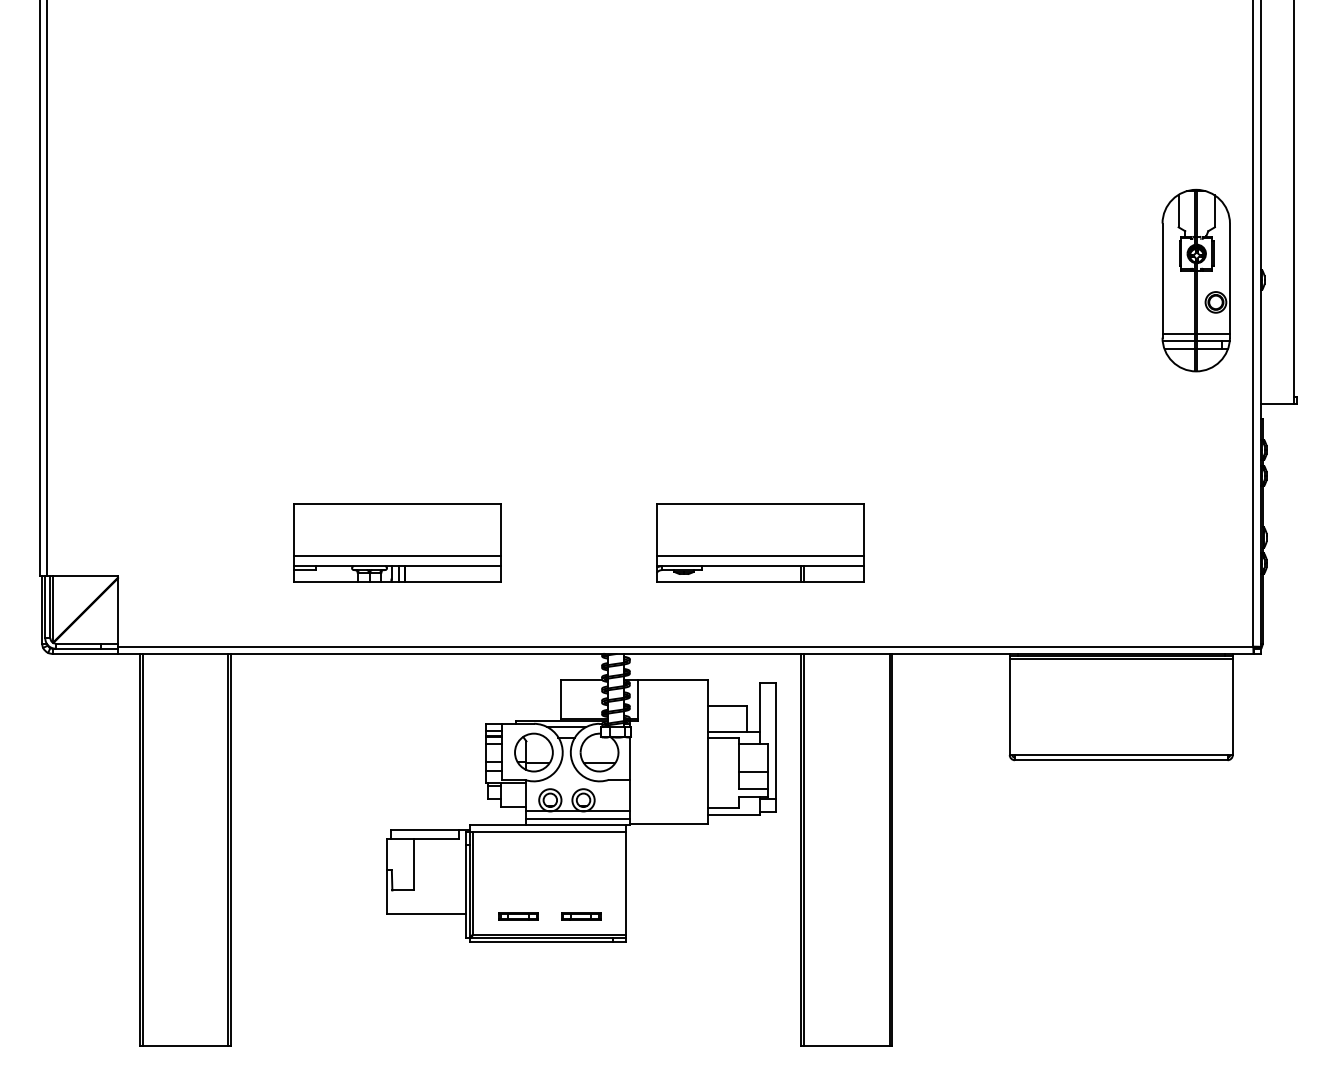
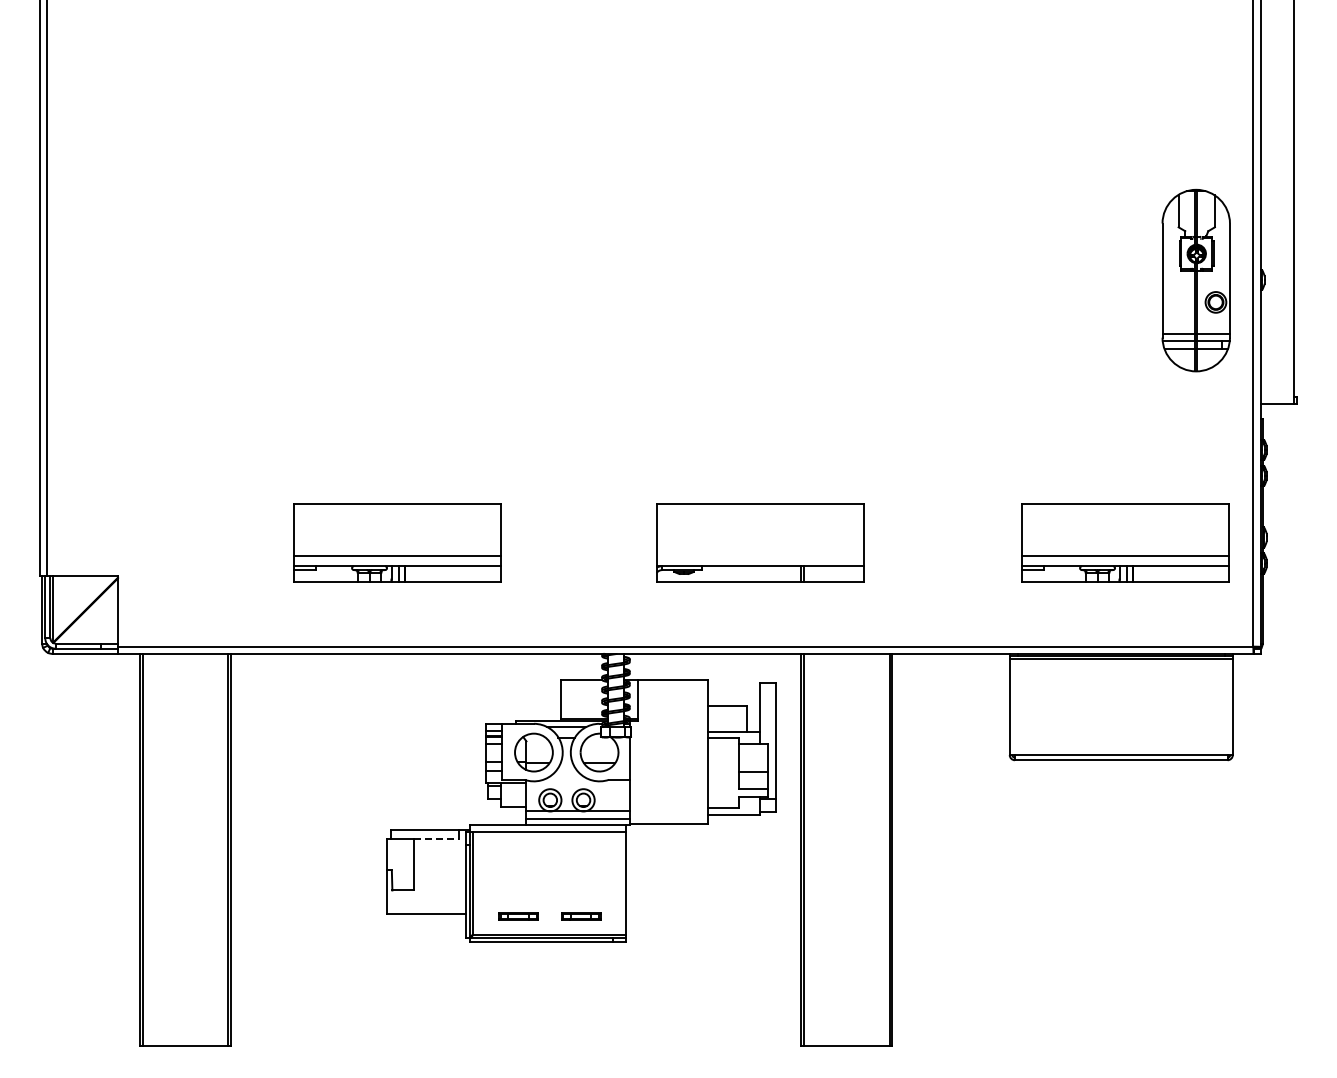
part: none -> present (1125, 542)
line: present -> none (760, 555)
line: solid -> dashed (437, 838)
